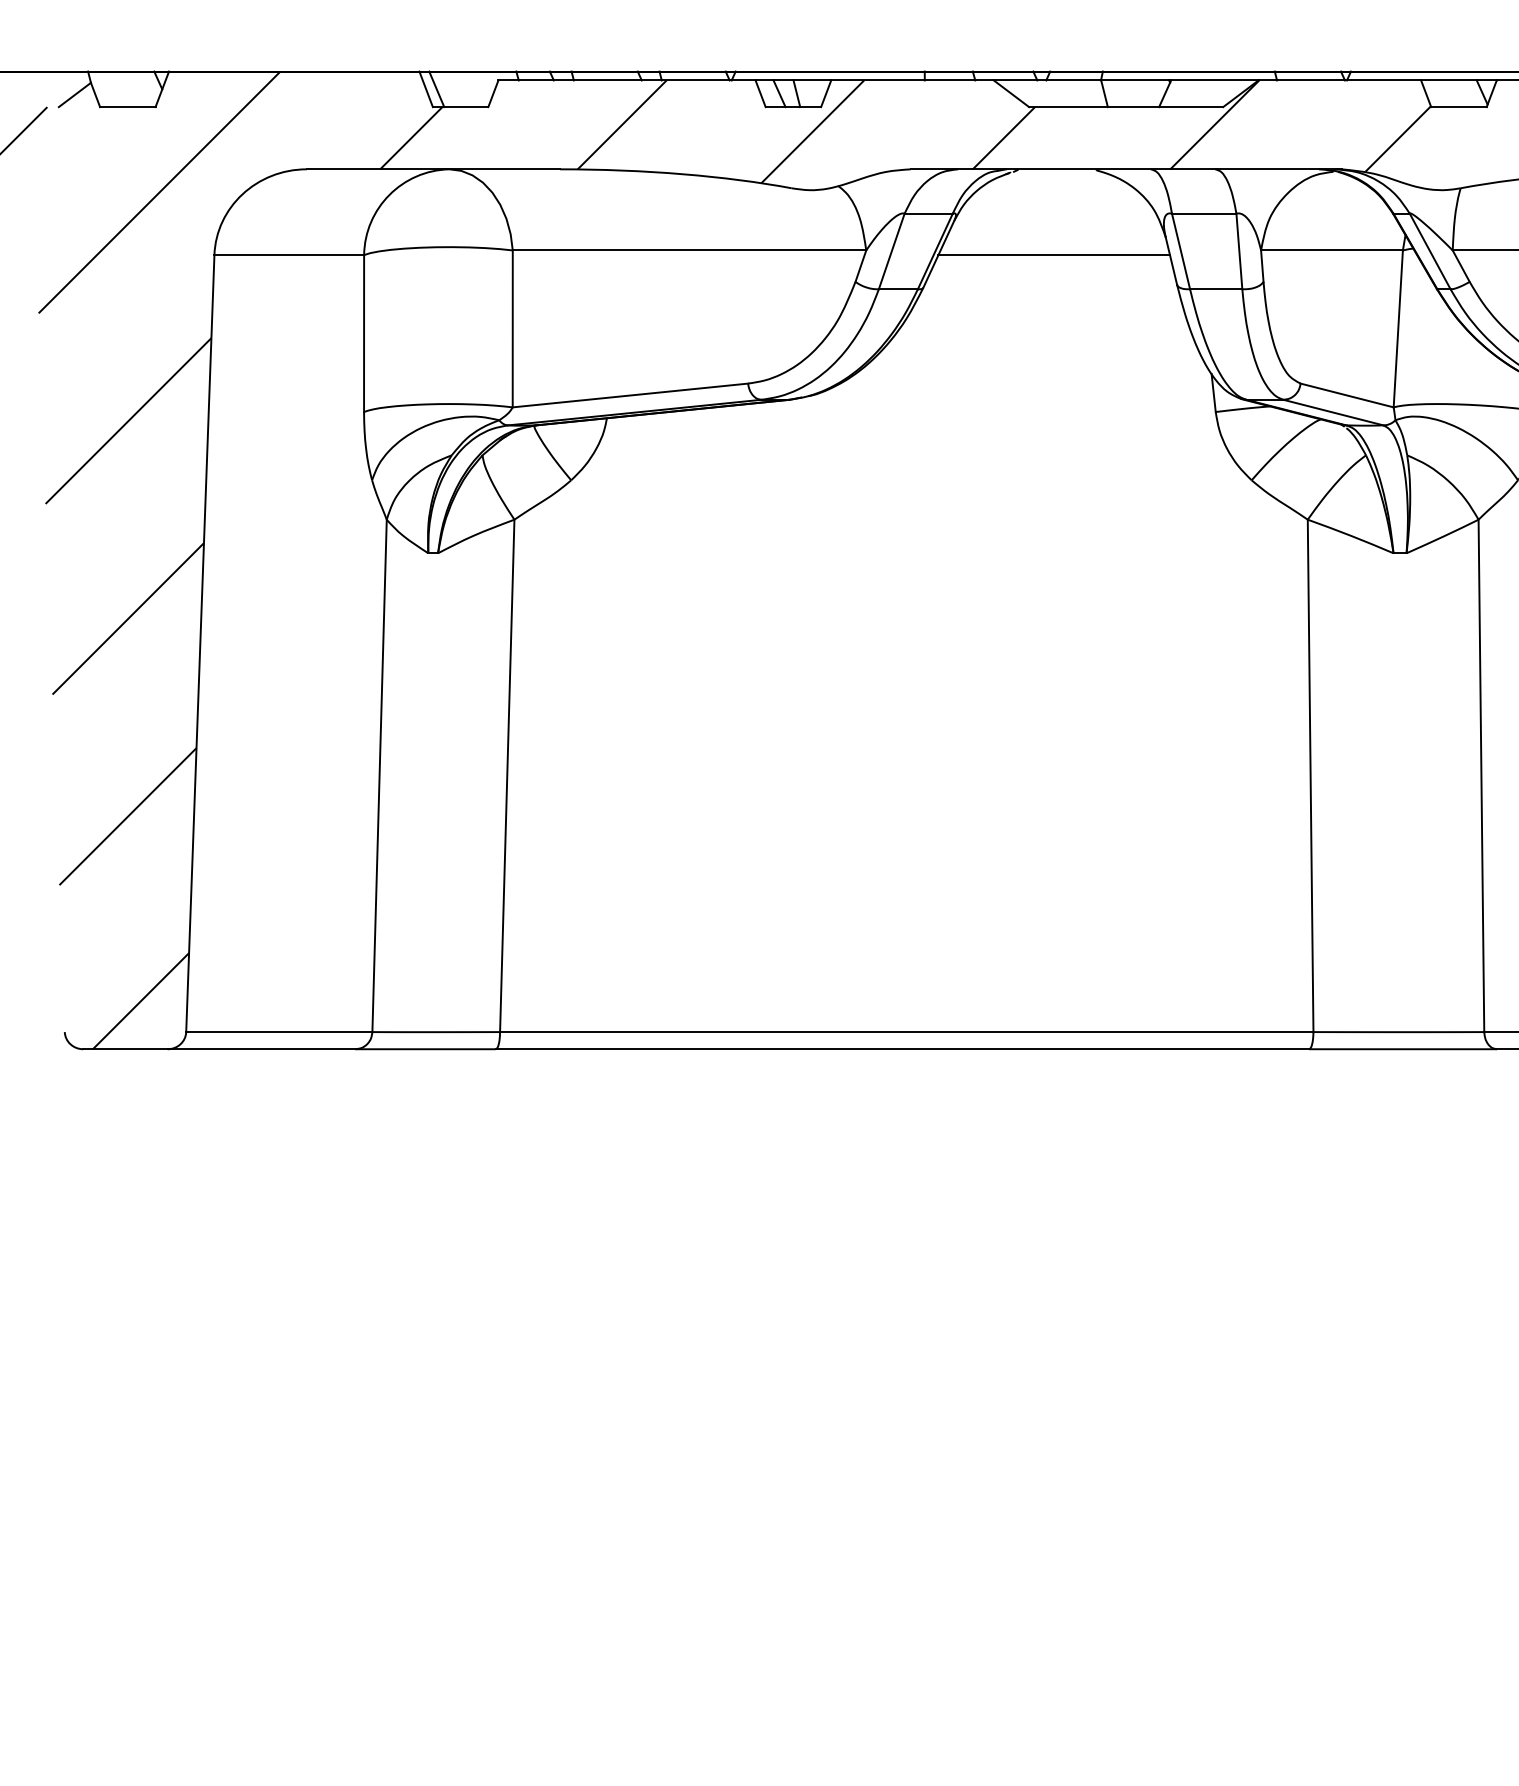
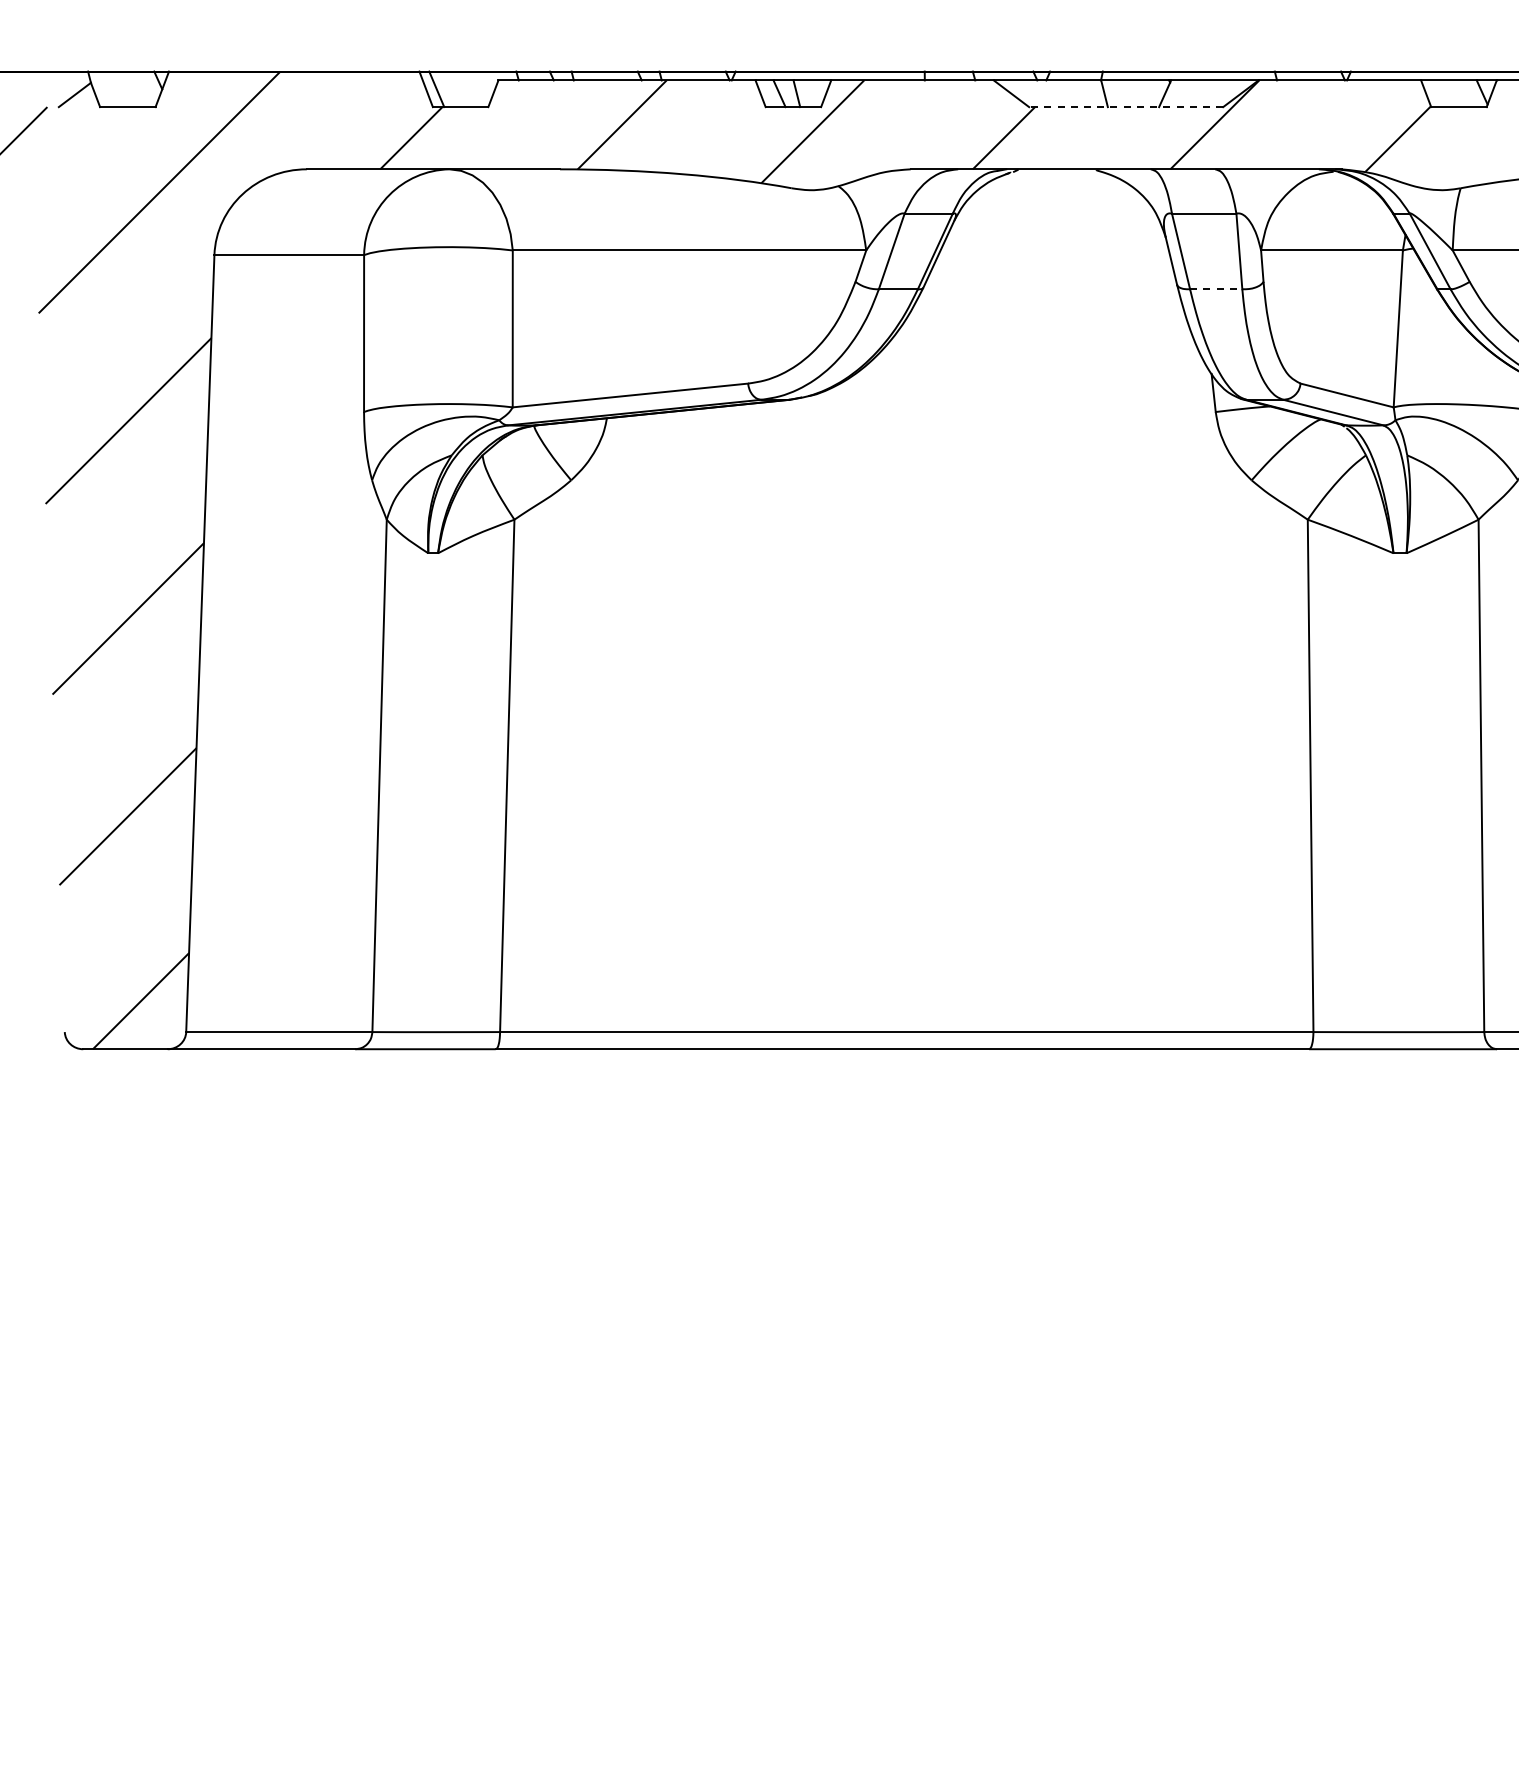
line: solid -> dashed (1125, 107)
line: present -> none (1053, 255)
line: solid -> dashed (1216, 289)
